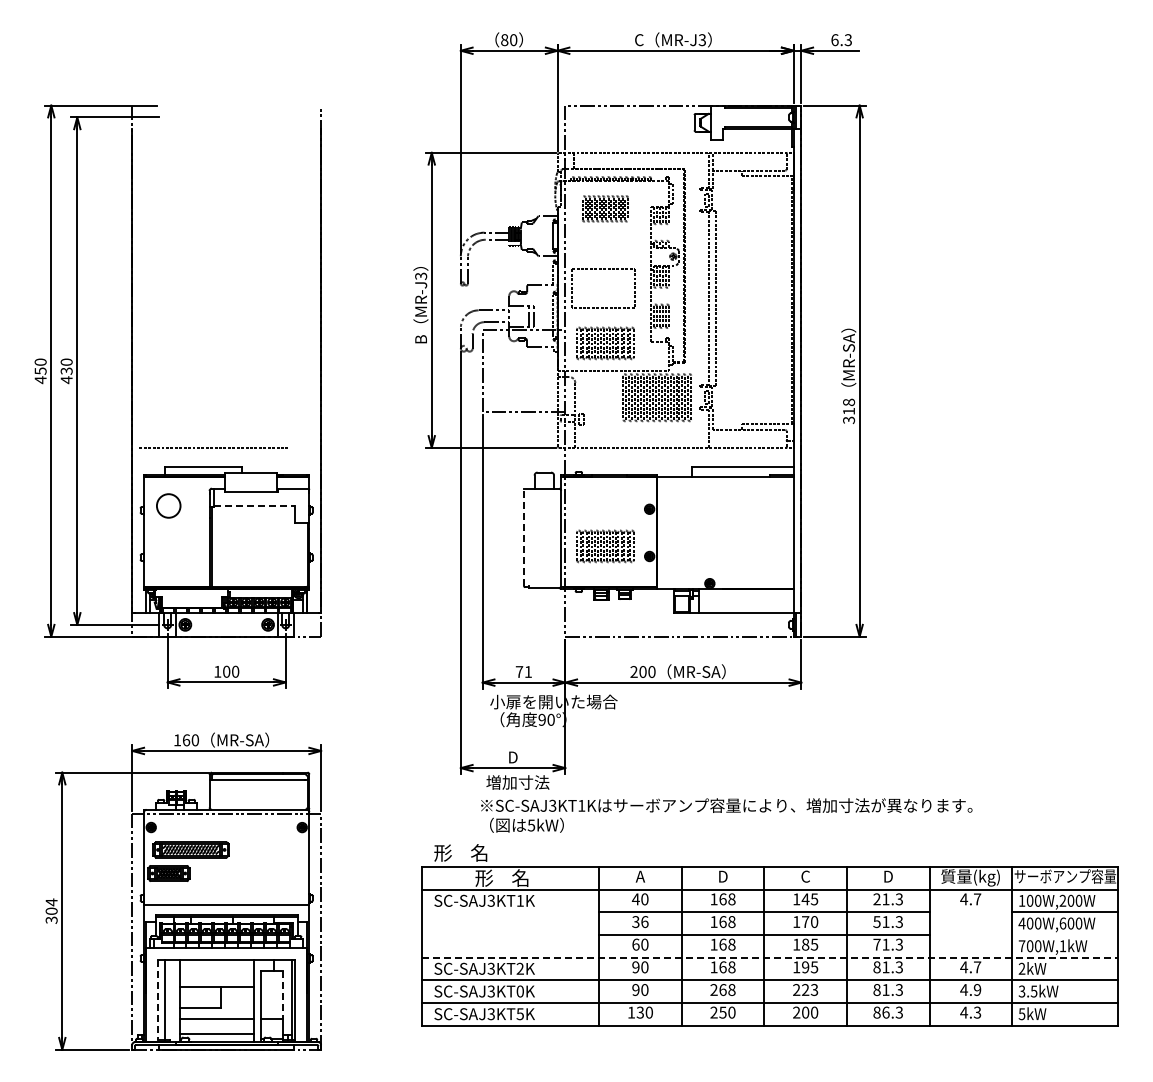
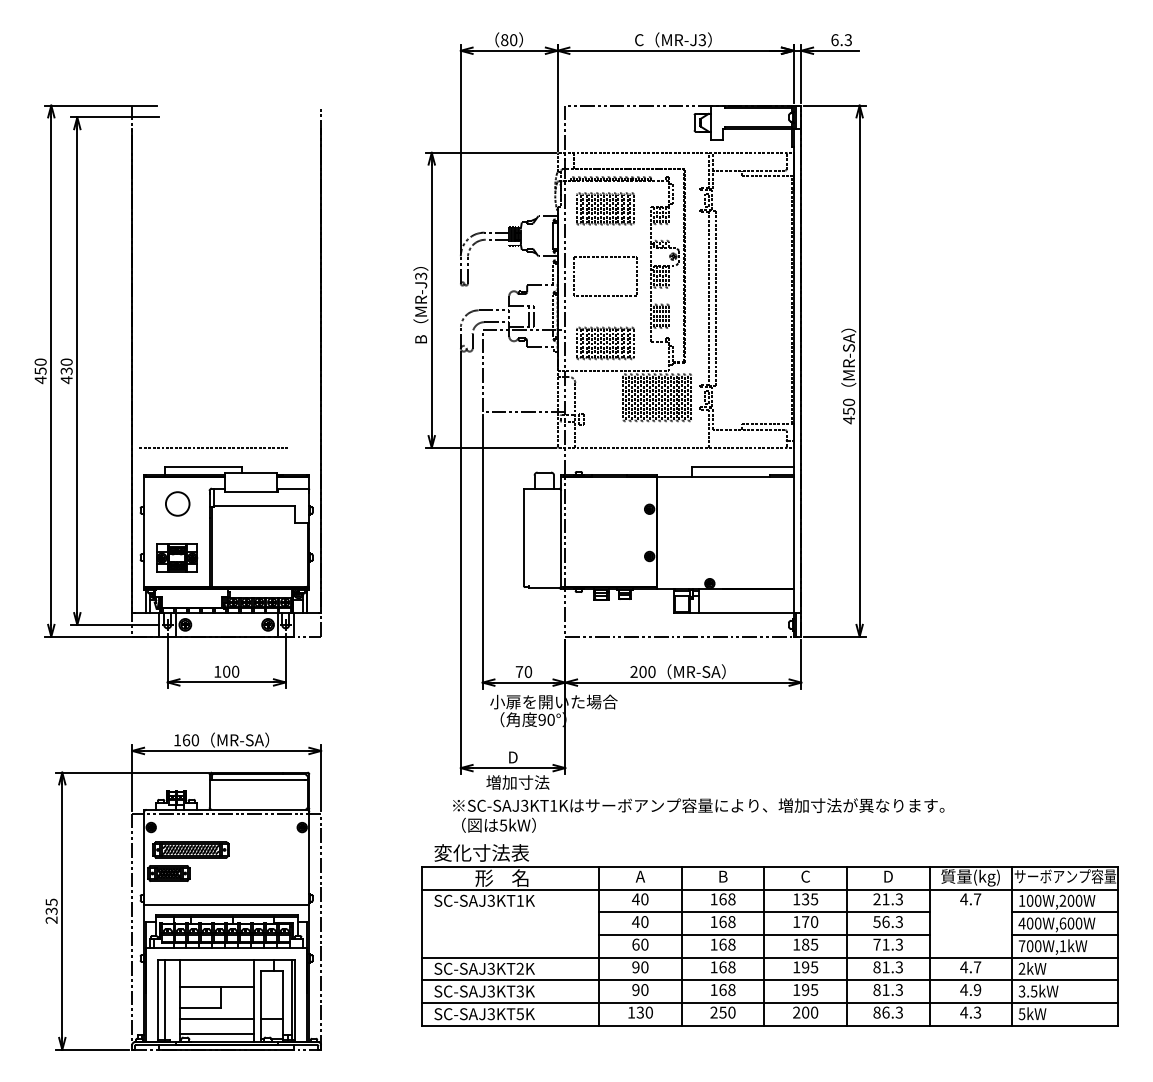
part size: 47x28 px -> 59x34 px (605, 208)
part position: (603, 269) -> (605, 257) (605, 257)
text: 318 -> 450 (849, 411)
circle position: (168, 505) -> (177, 503) (177, 503)
line: dashed -> solid (254, 505)
line: dashed -> solid (523, 537)
part: present -> none (605, 546)
part: none -> present (177, 557)
text: 71 -> 70 (528, 671)
text position: (726, 815) -> (698, 815) (698, 815)
text: 形    名 -> 変化寸法表 (481, 852)
text: D -> B (723, 876)
text: 145 -> 135 (805, 899)
text: 304 -> 235 (51, 910)
text: 36 -> 40 (639, 922)
text: 51.3 -> 56.3 (885, 922)
line: none -> present (1065, 934)
line: dashed -> solid (770, 957)
text: 268 -> 168 (713, 989)
text: 223 -> 195 (805, 989)
text: SC-SAJ3KT0K -> SC-SAJ3KT3K (519, 991)
line: dashed -> solid (283, 995)
line: dashed -> solid (158, 1000)
